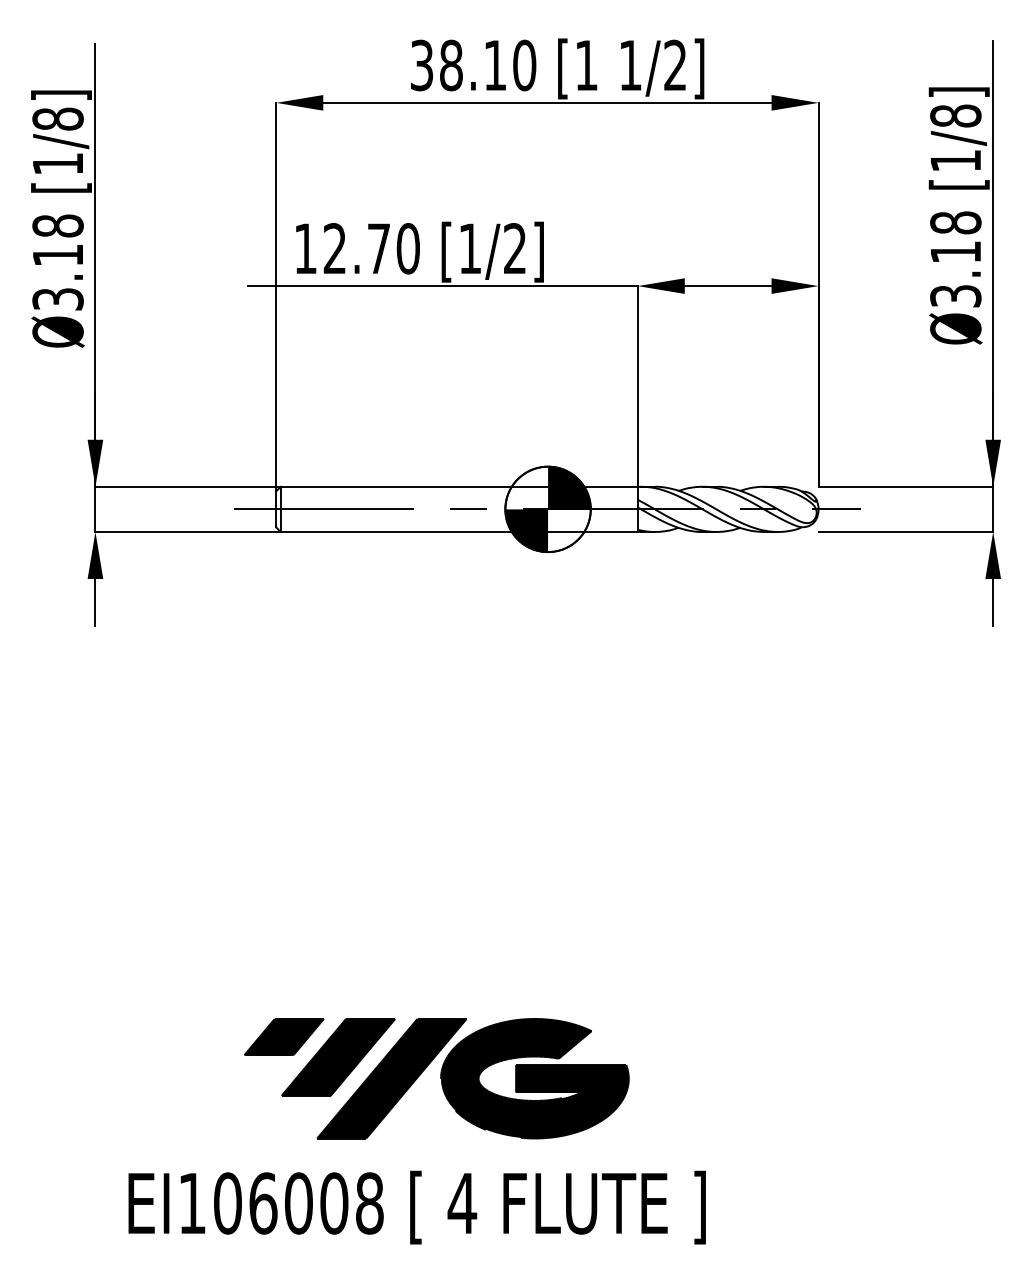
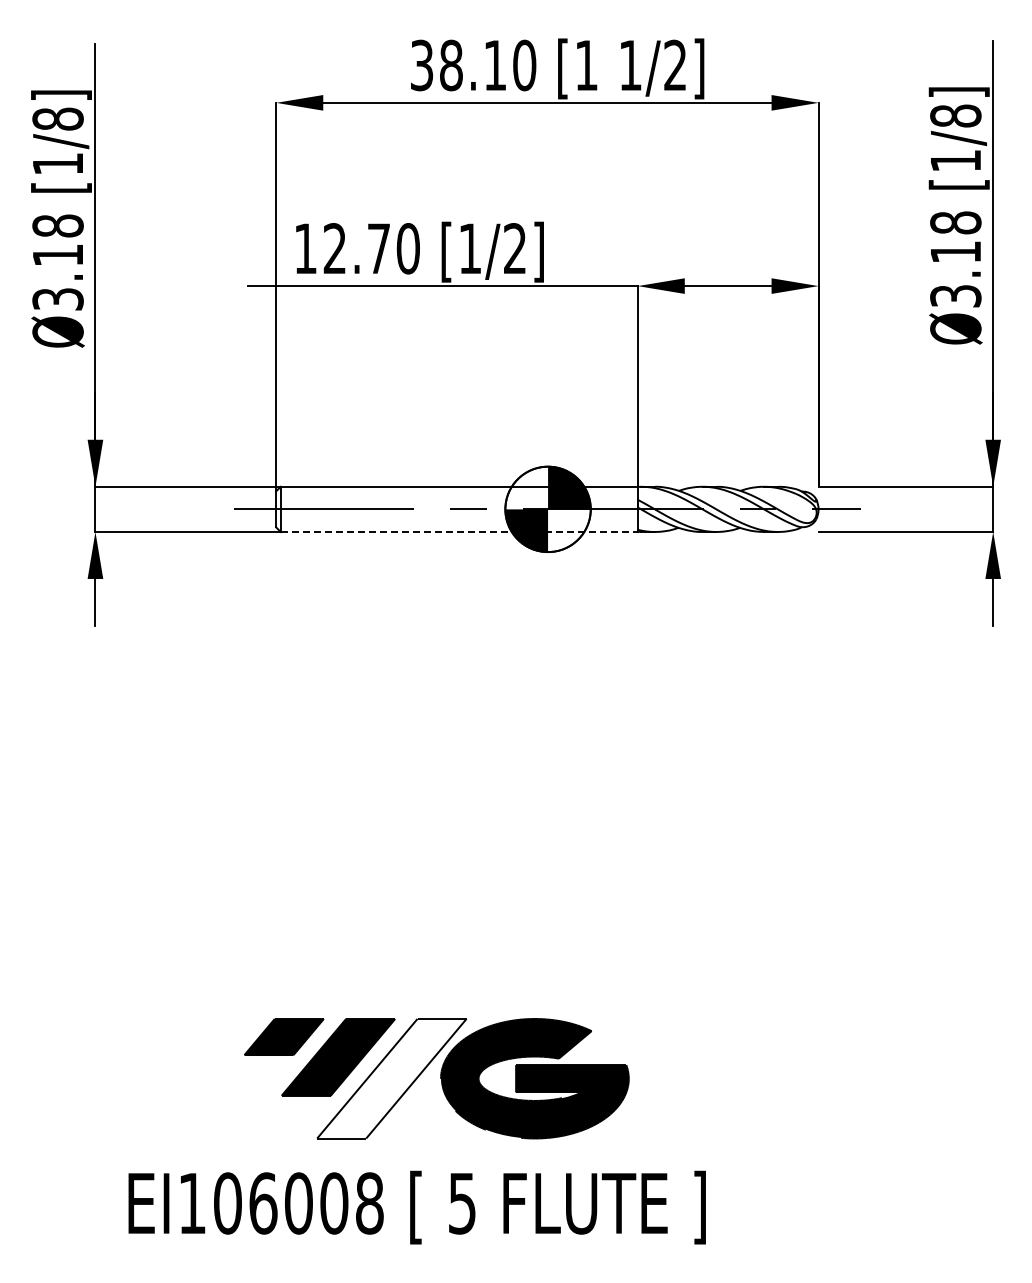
line: solid -> dashed (459, 531)
fill: present -> none (391, 1078)
text: 4 -> 5 (462, 1203)
